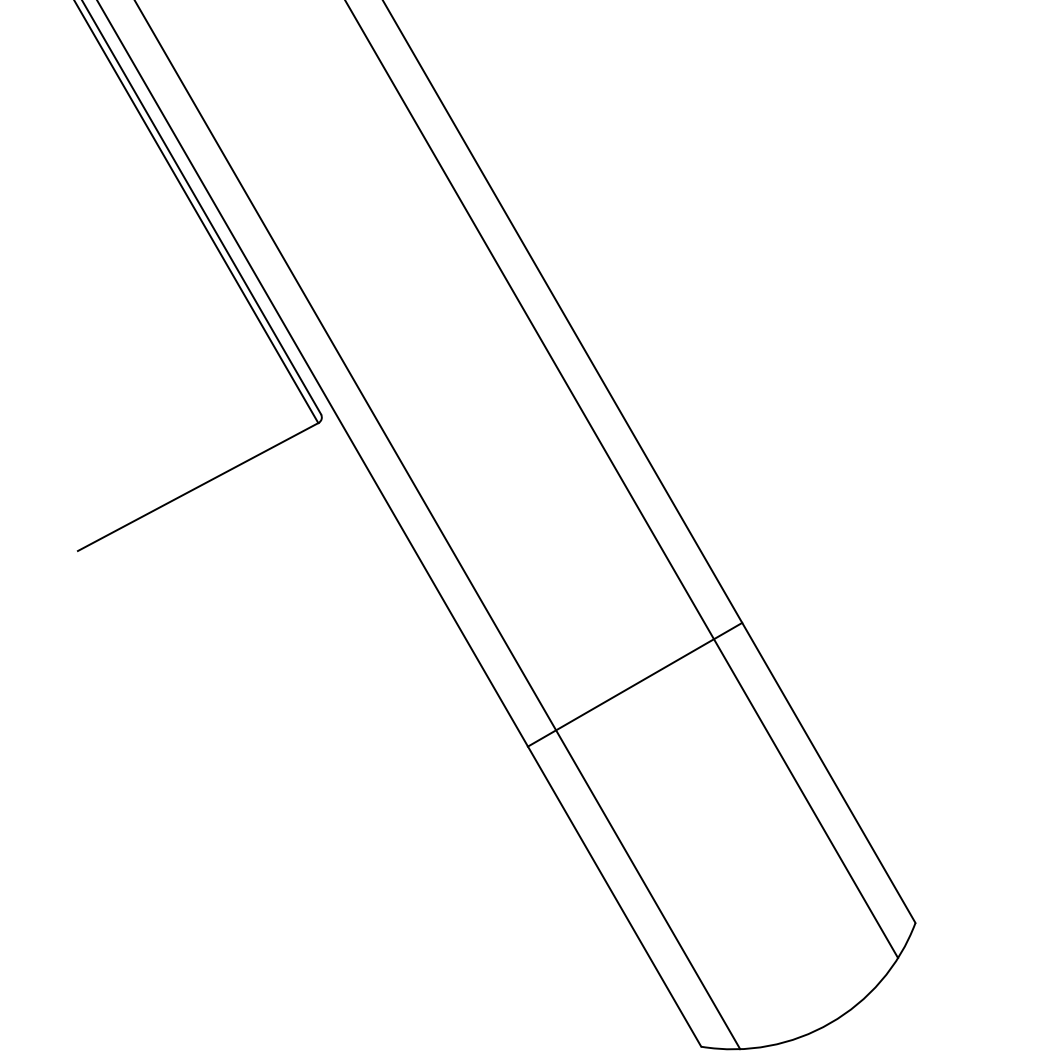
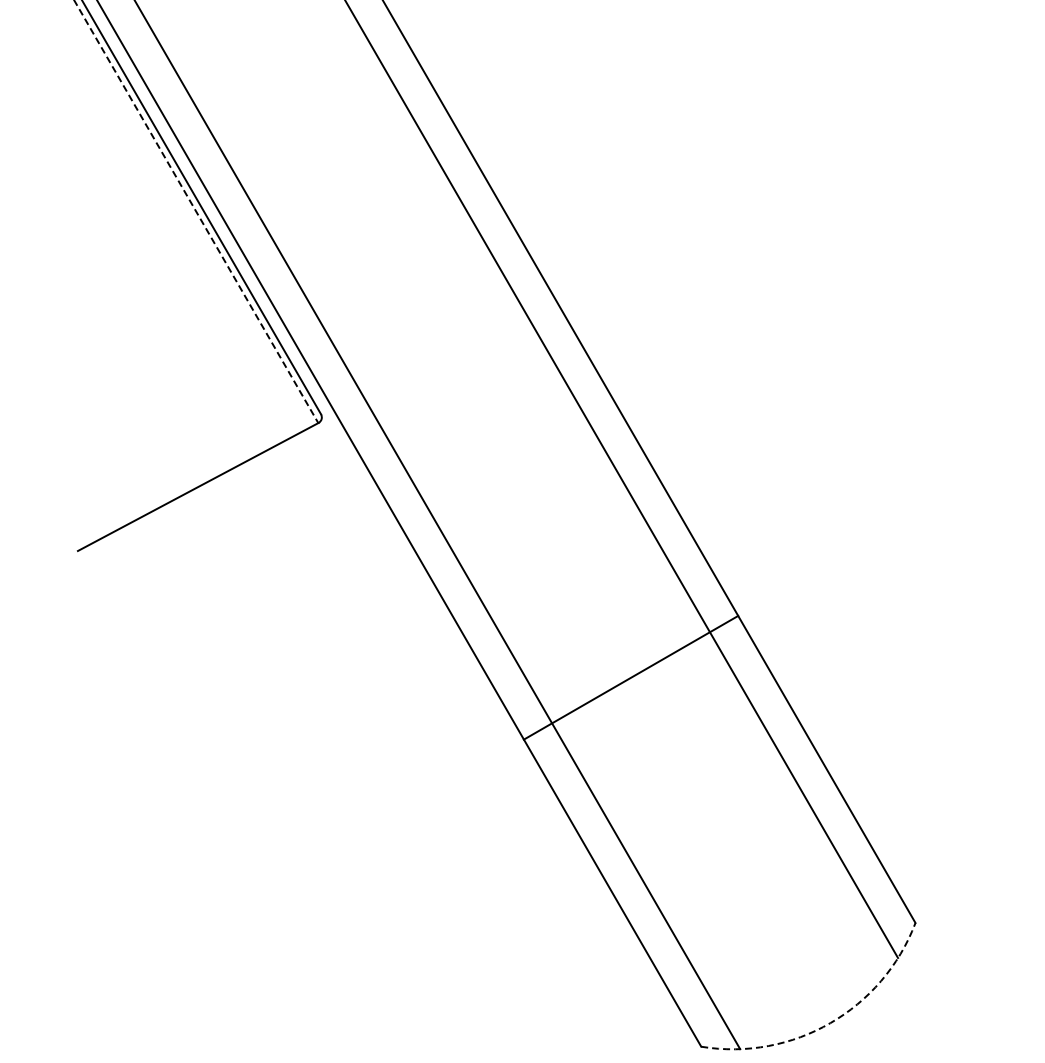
line: solid -> dashed (196, 211)
line position: (634, 684) -> (630, 677) (630, 677)
arc: solid -> dashed (830, 1023)
